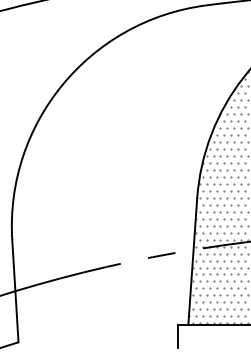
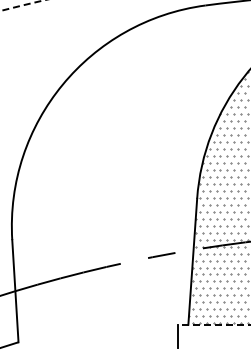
circle: solid -> dashed (22, 5)
line: solid -> dashed (213, 324)
